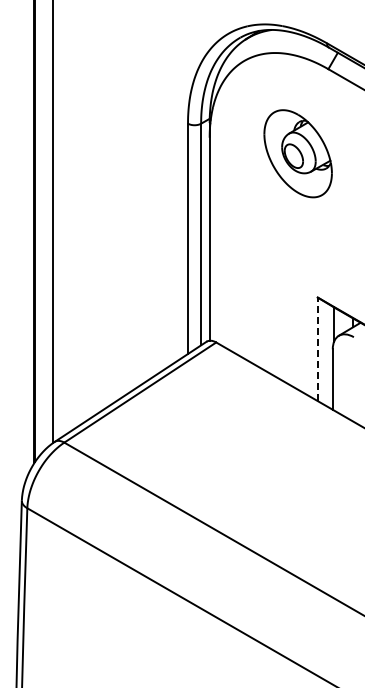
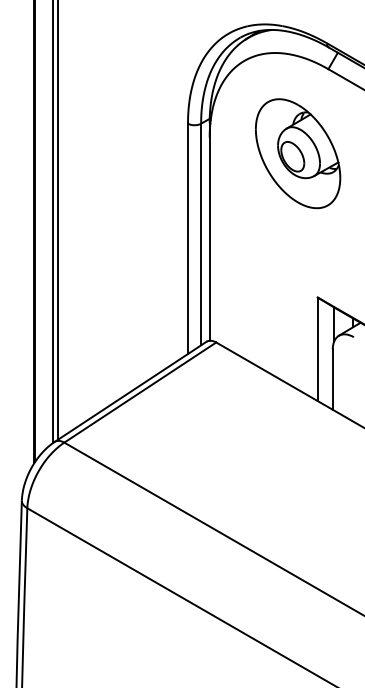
part size: 70x90 px -> 87x112 px (298, 153)
line: none -> present (57, 221)
line: dashed -> solid (317, 349)
